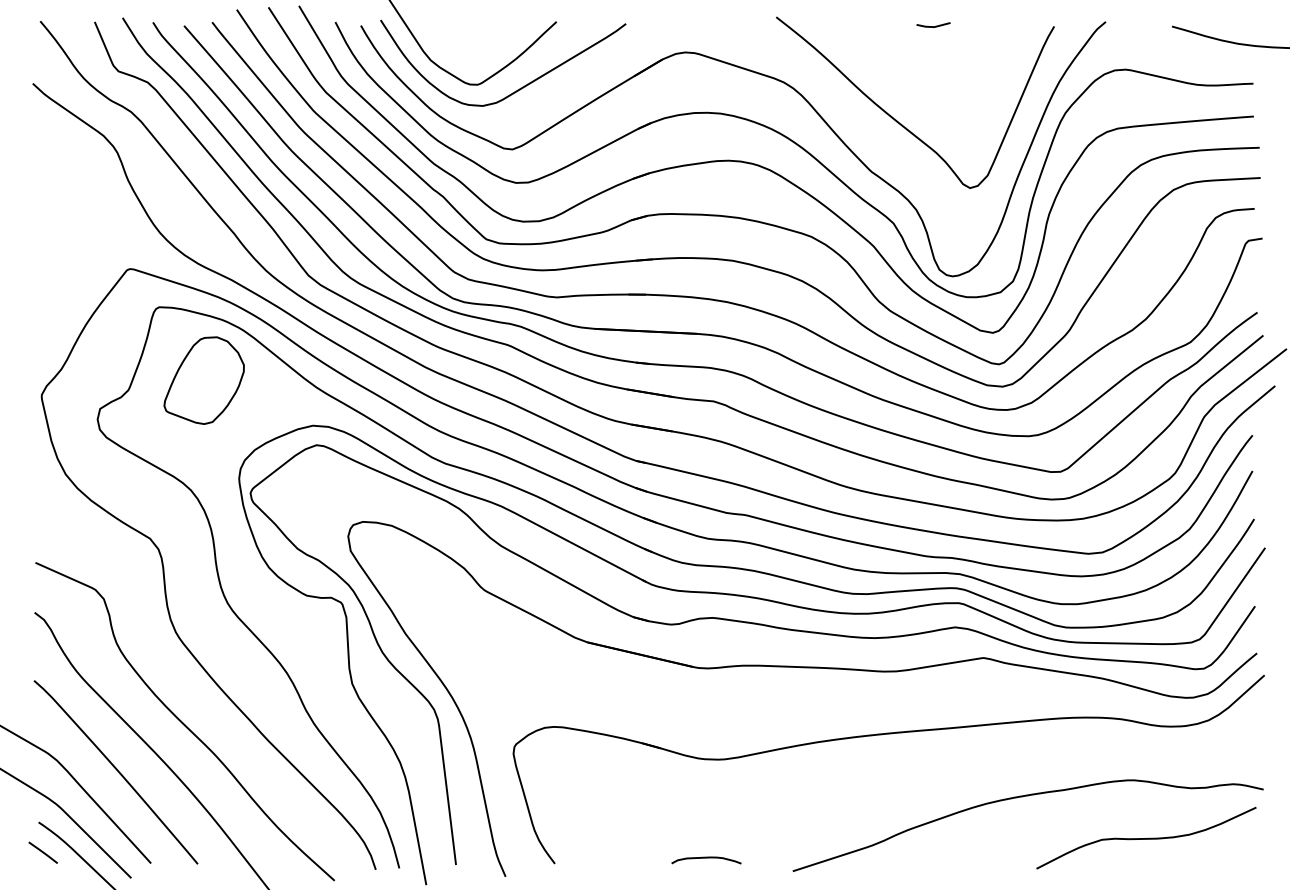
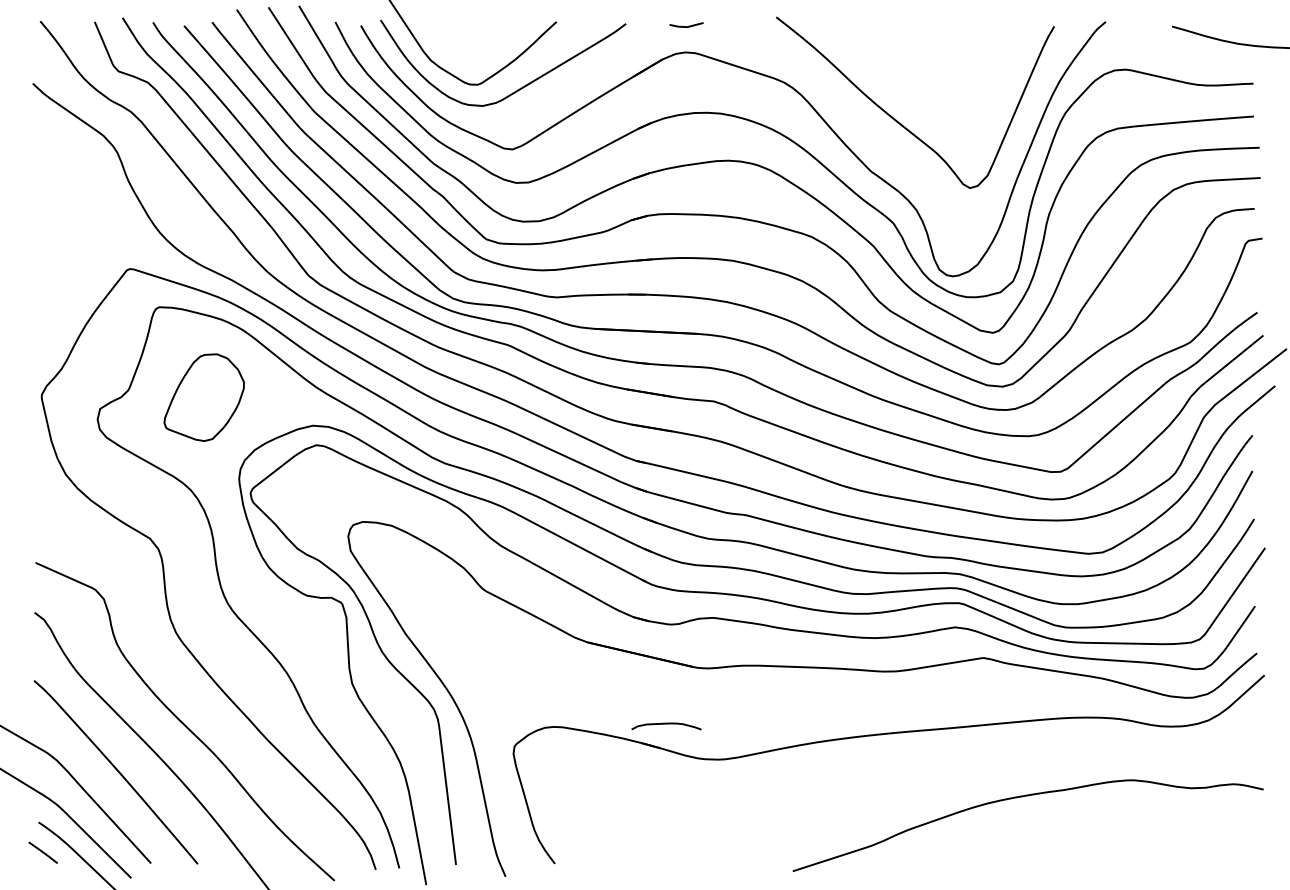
line position: (933, 26) -> (686, 26) (686, 26)
part position: (203, 380) -> (203, 397) (203, 397)
curve: present -> none (1146, 838)
curve position: (706, 858) -> (666, 724) (666, 724)
